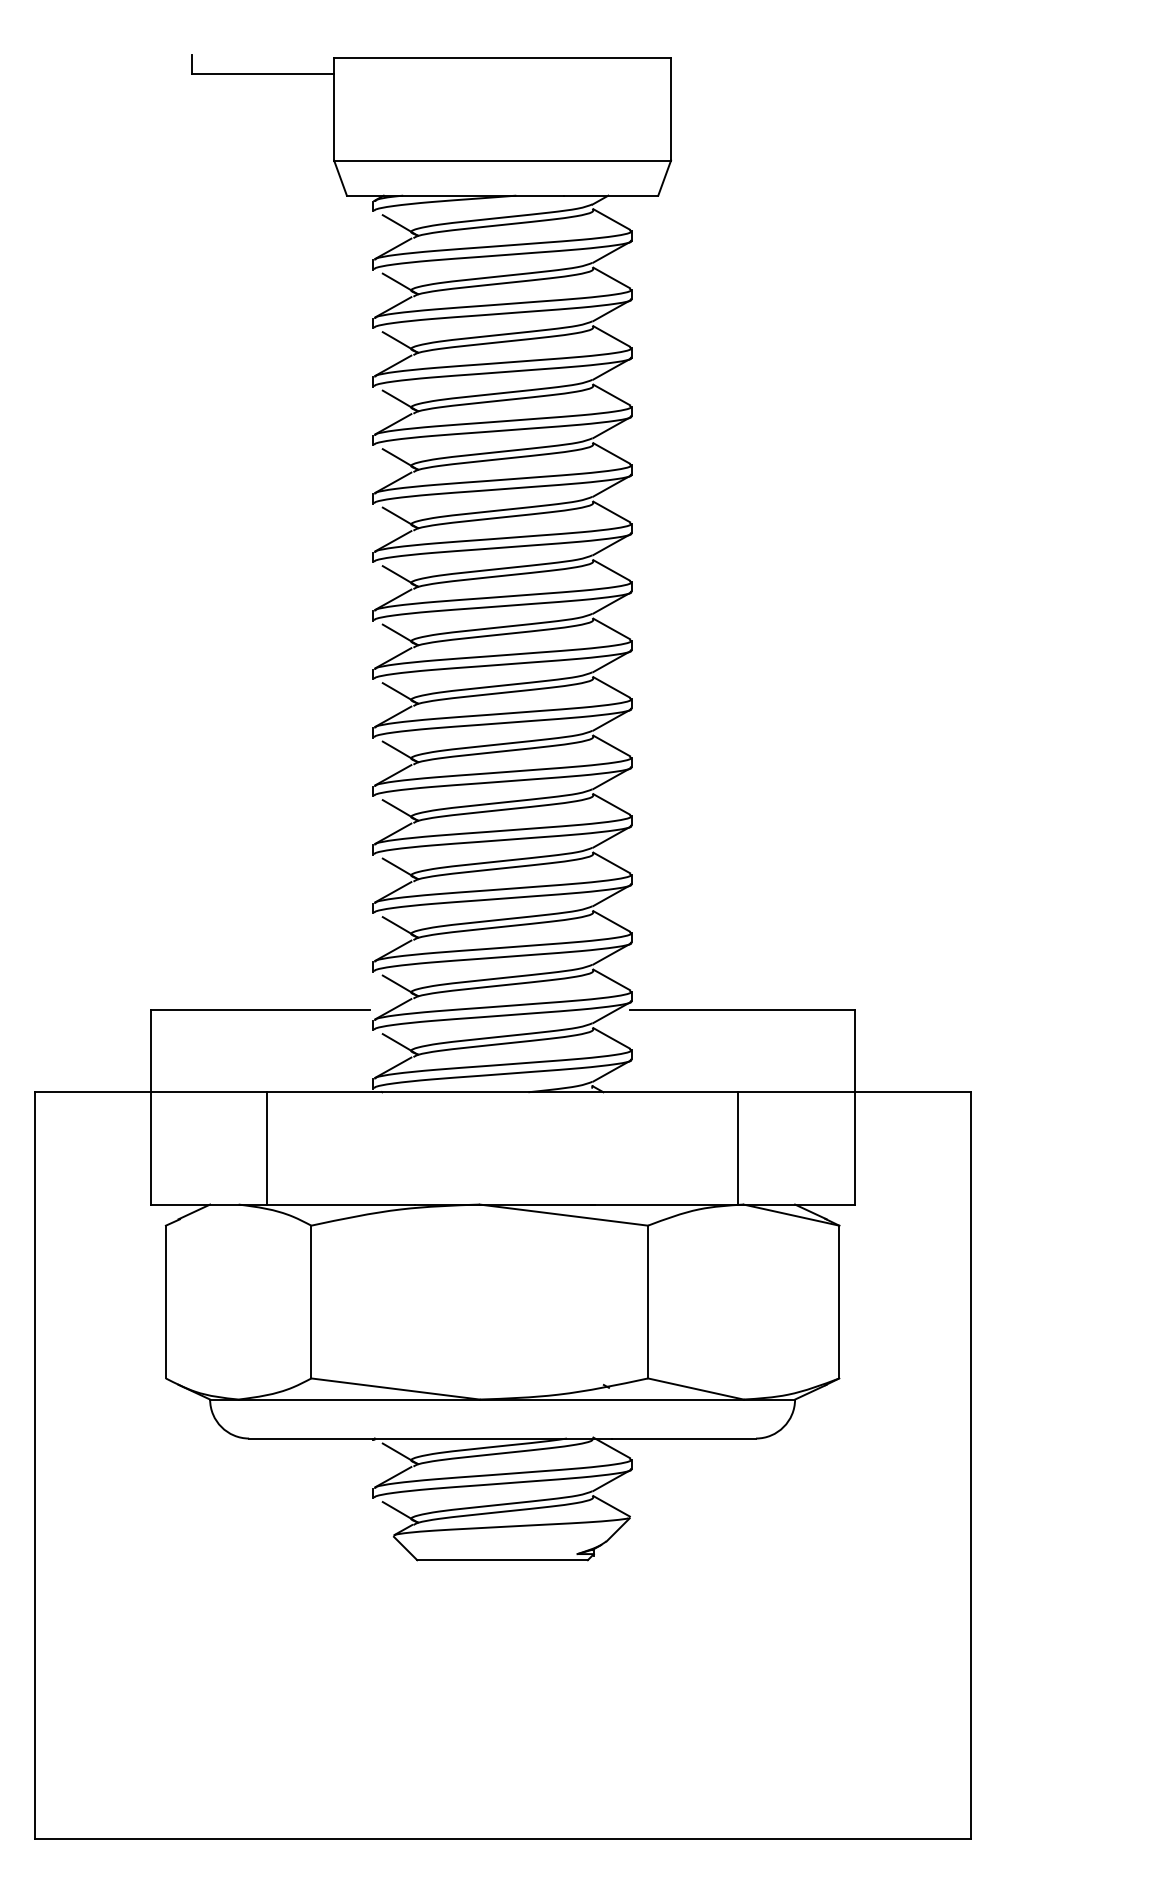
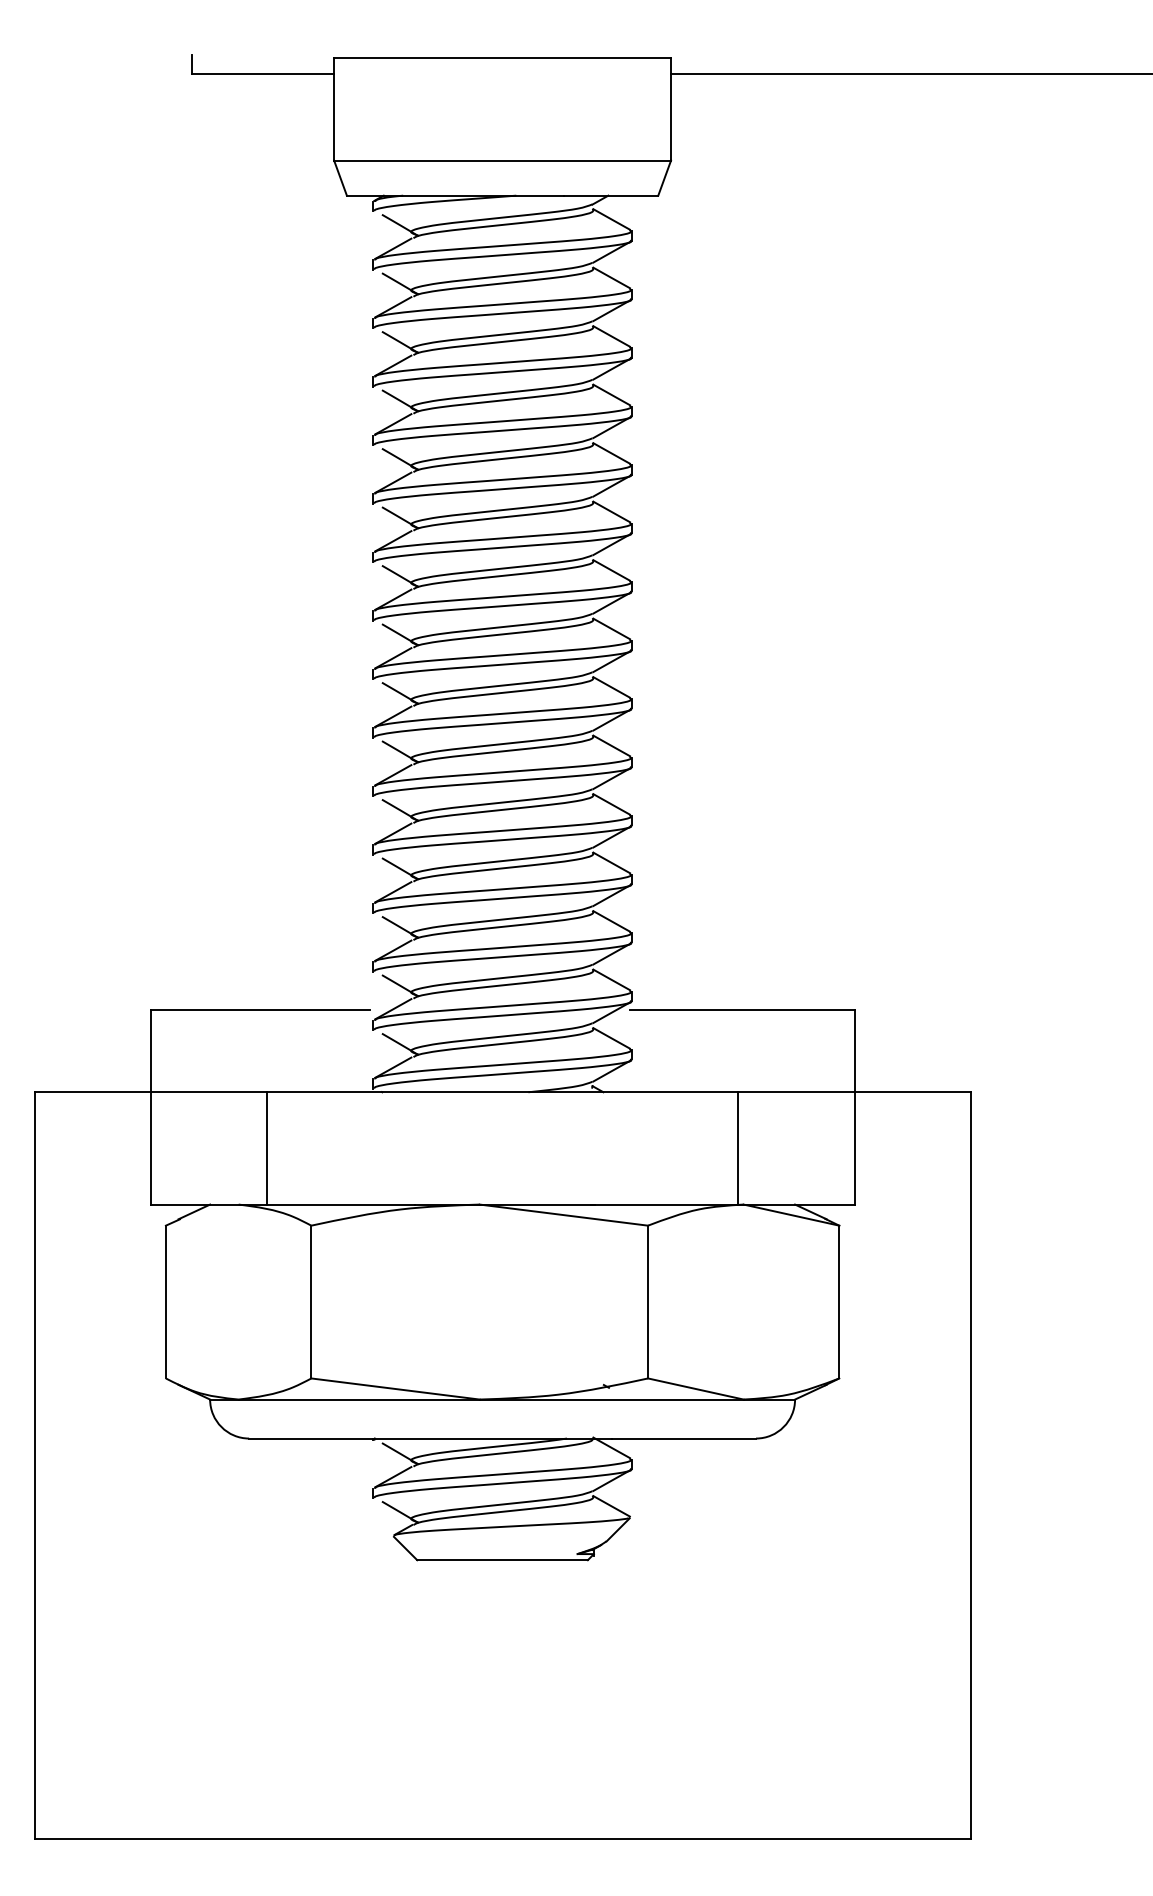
line: none -> present (910, 74)
